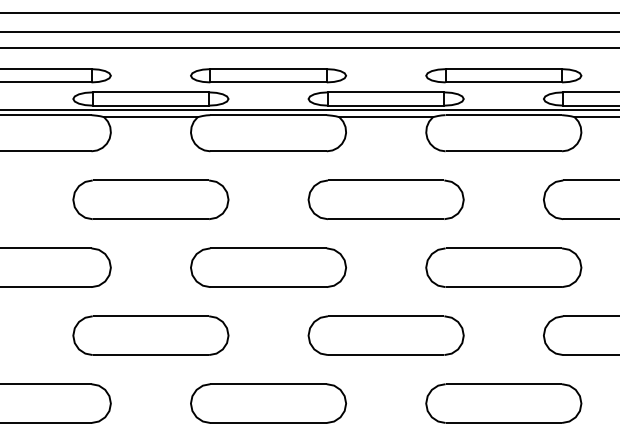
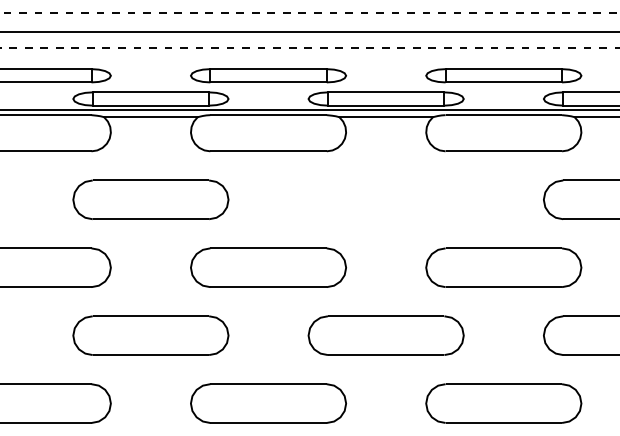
line: solid -> dashed (310, 12)
line: solid -> dashed (310, 47)
part: present -> none (385, 199)
